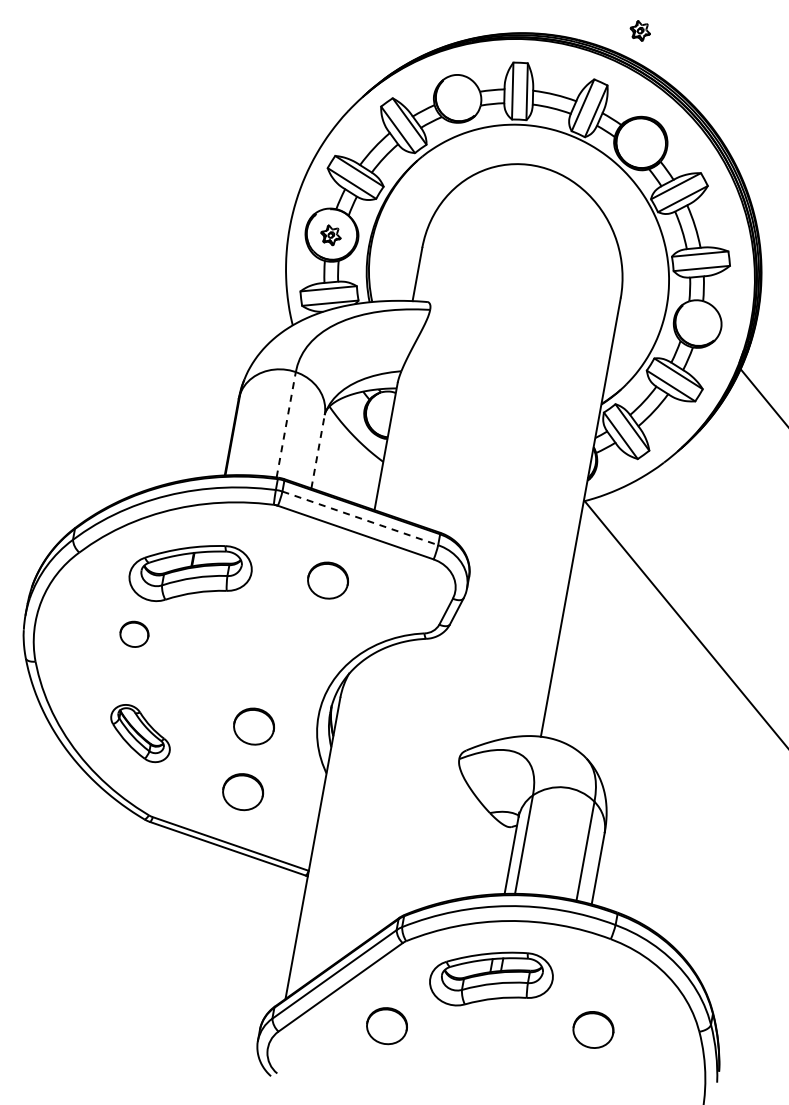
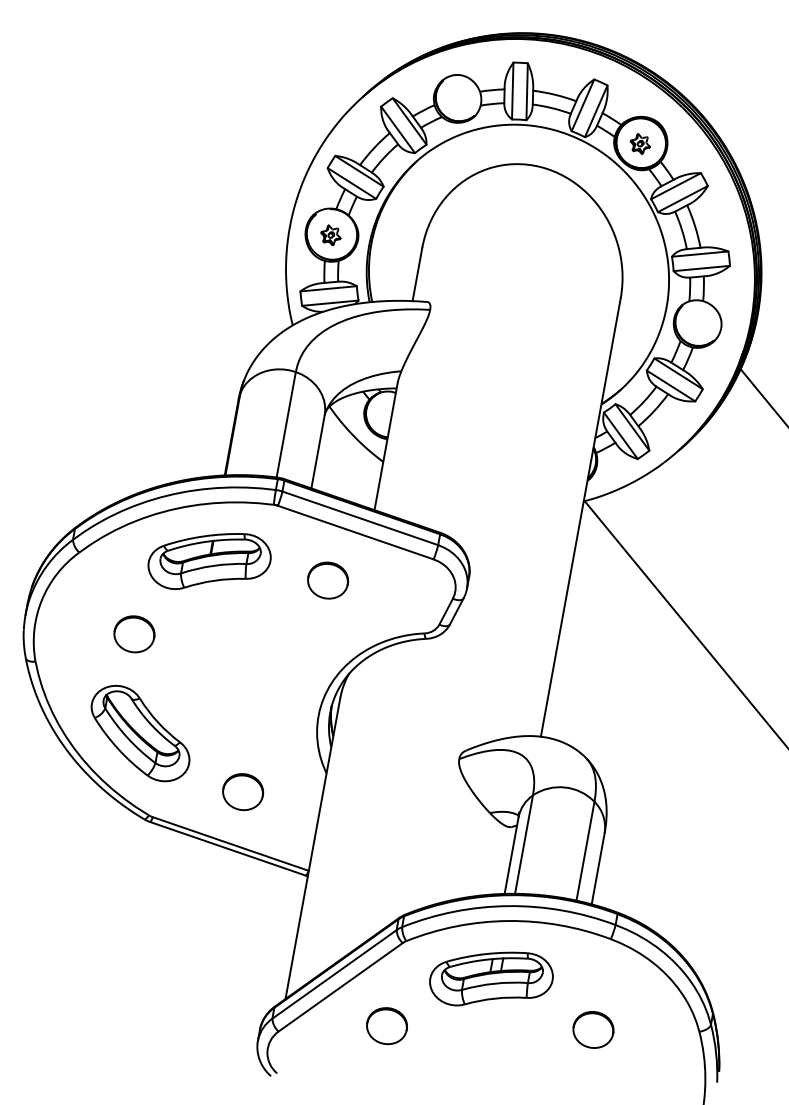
part position: (639, 30) -> (639, 143) (639, 143)
line: dashed -> solid (286, 424)
line: dashed -> solid (318, 451)
line: dashed -> solid (360, 518)
part position: (190, 573) -> (209, 561) (209, 561)
part size: 31x28 px -> 43x39 px (134, 634)
part: present -> none (253, 726)
part size: 61x60 px -> 101x99 px (140, 733)
